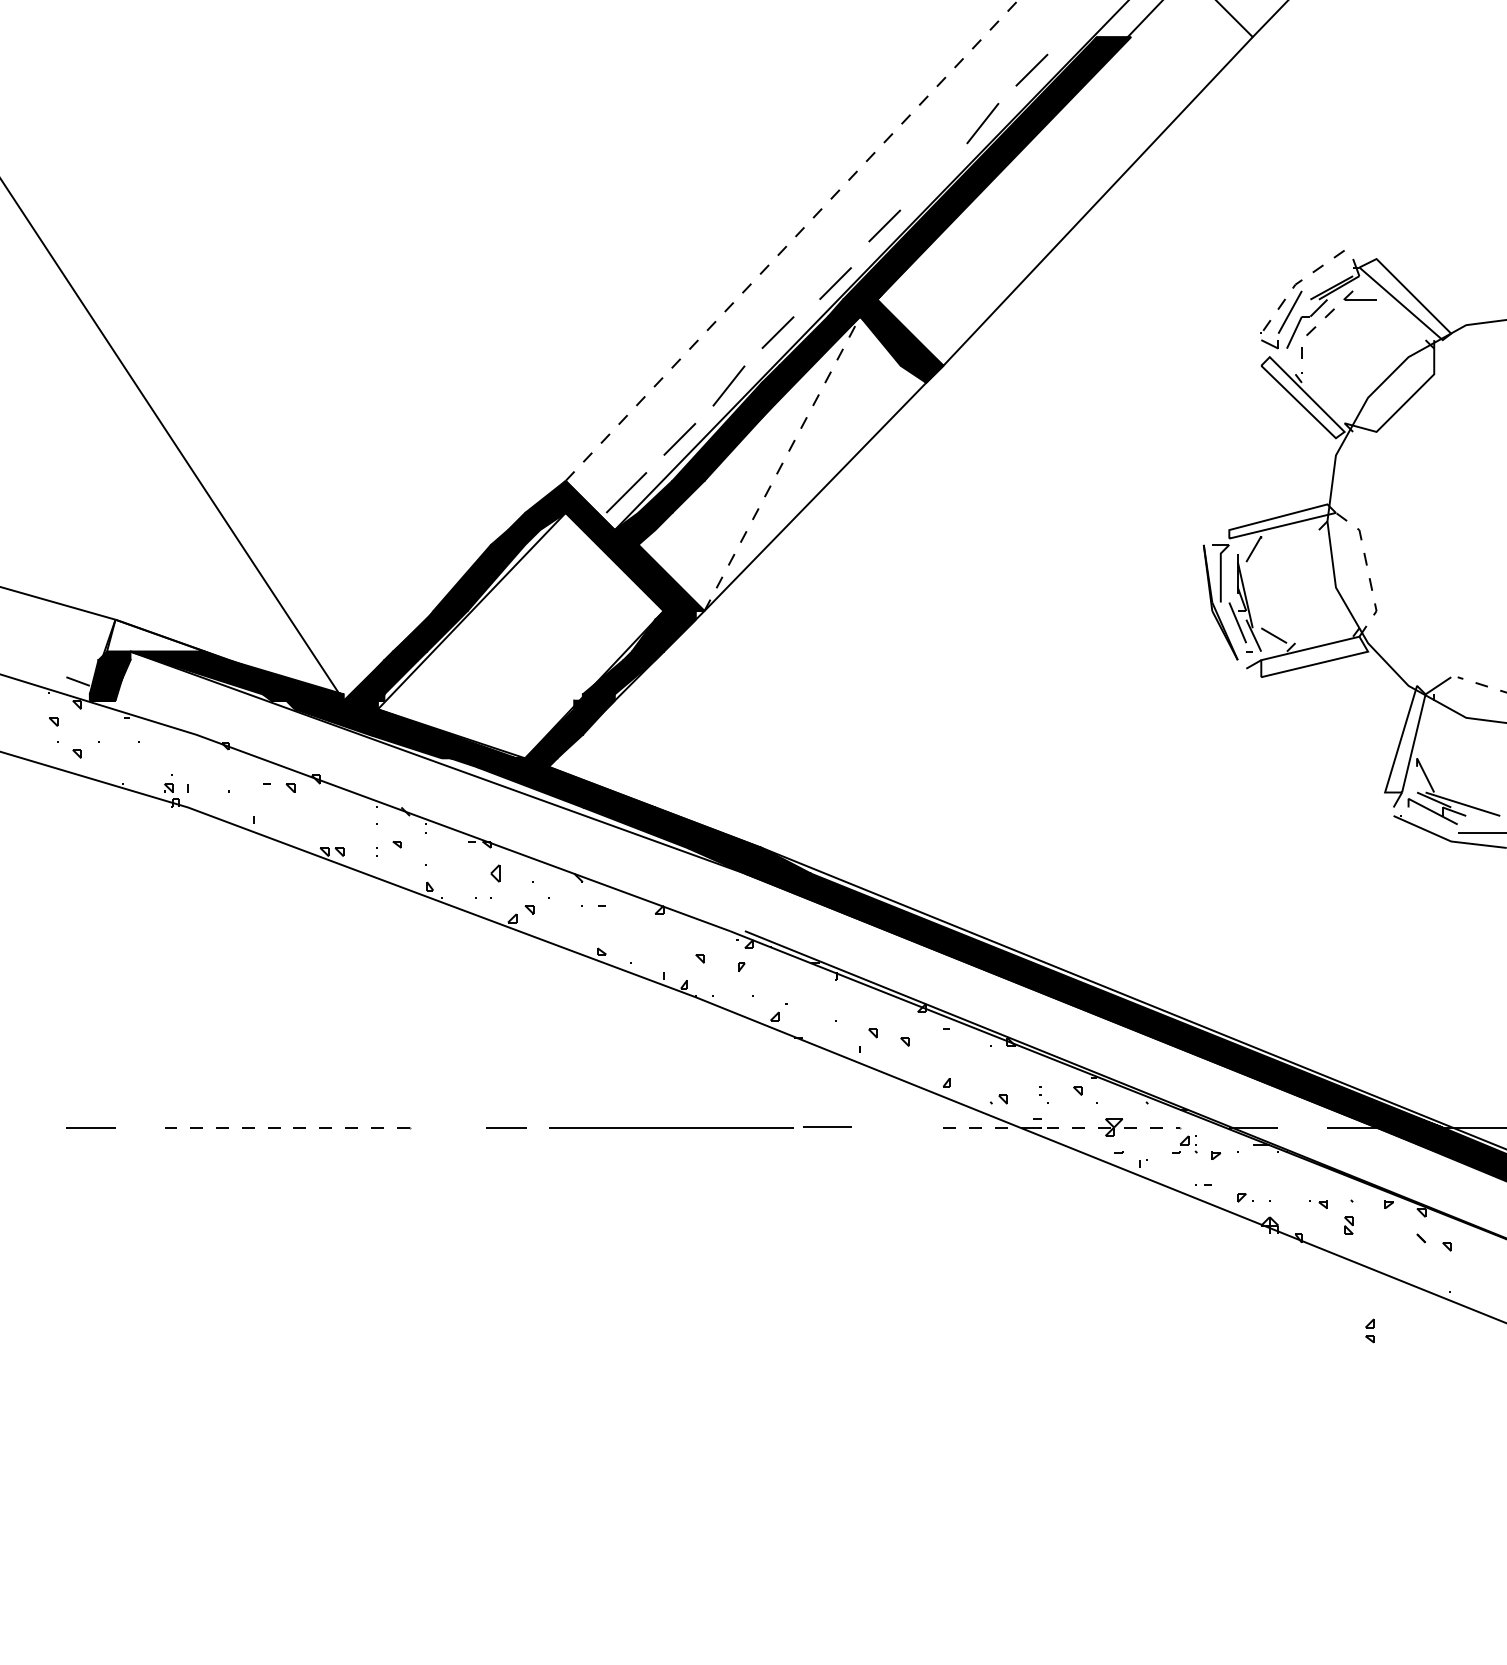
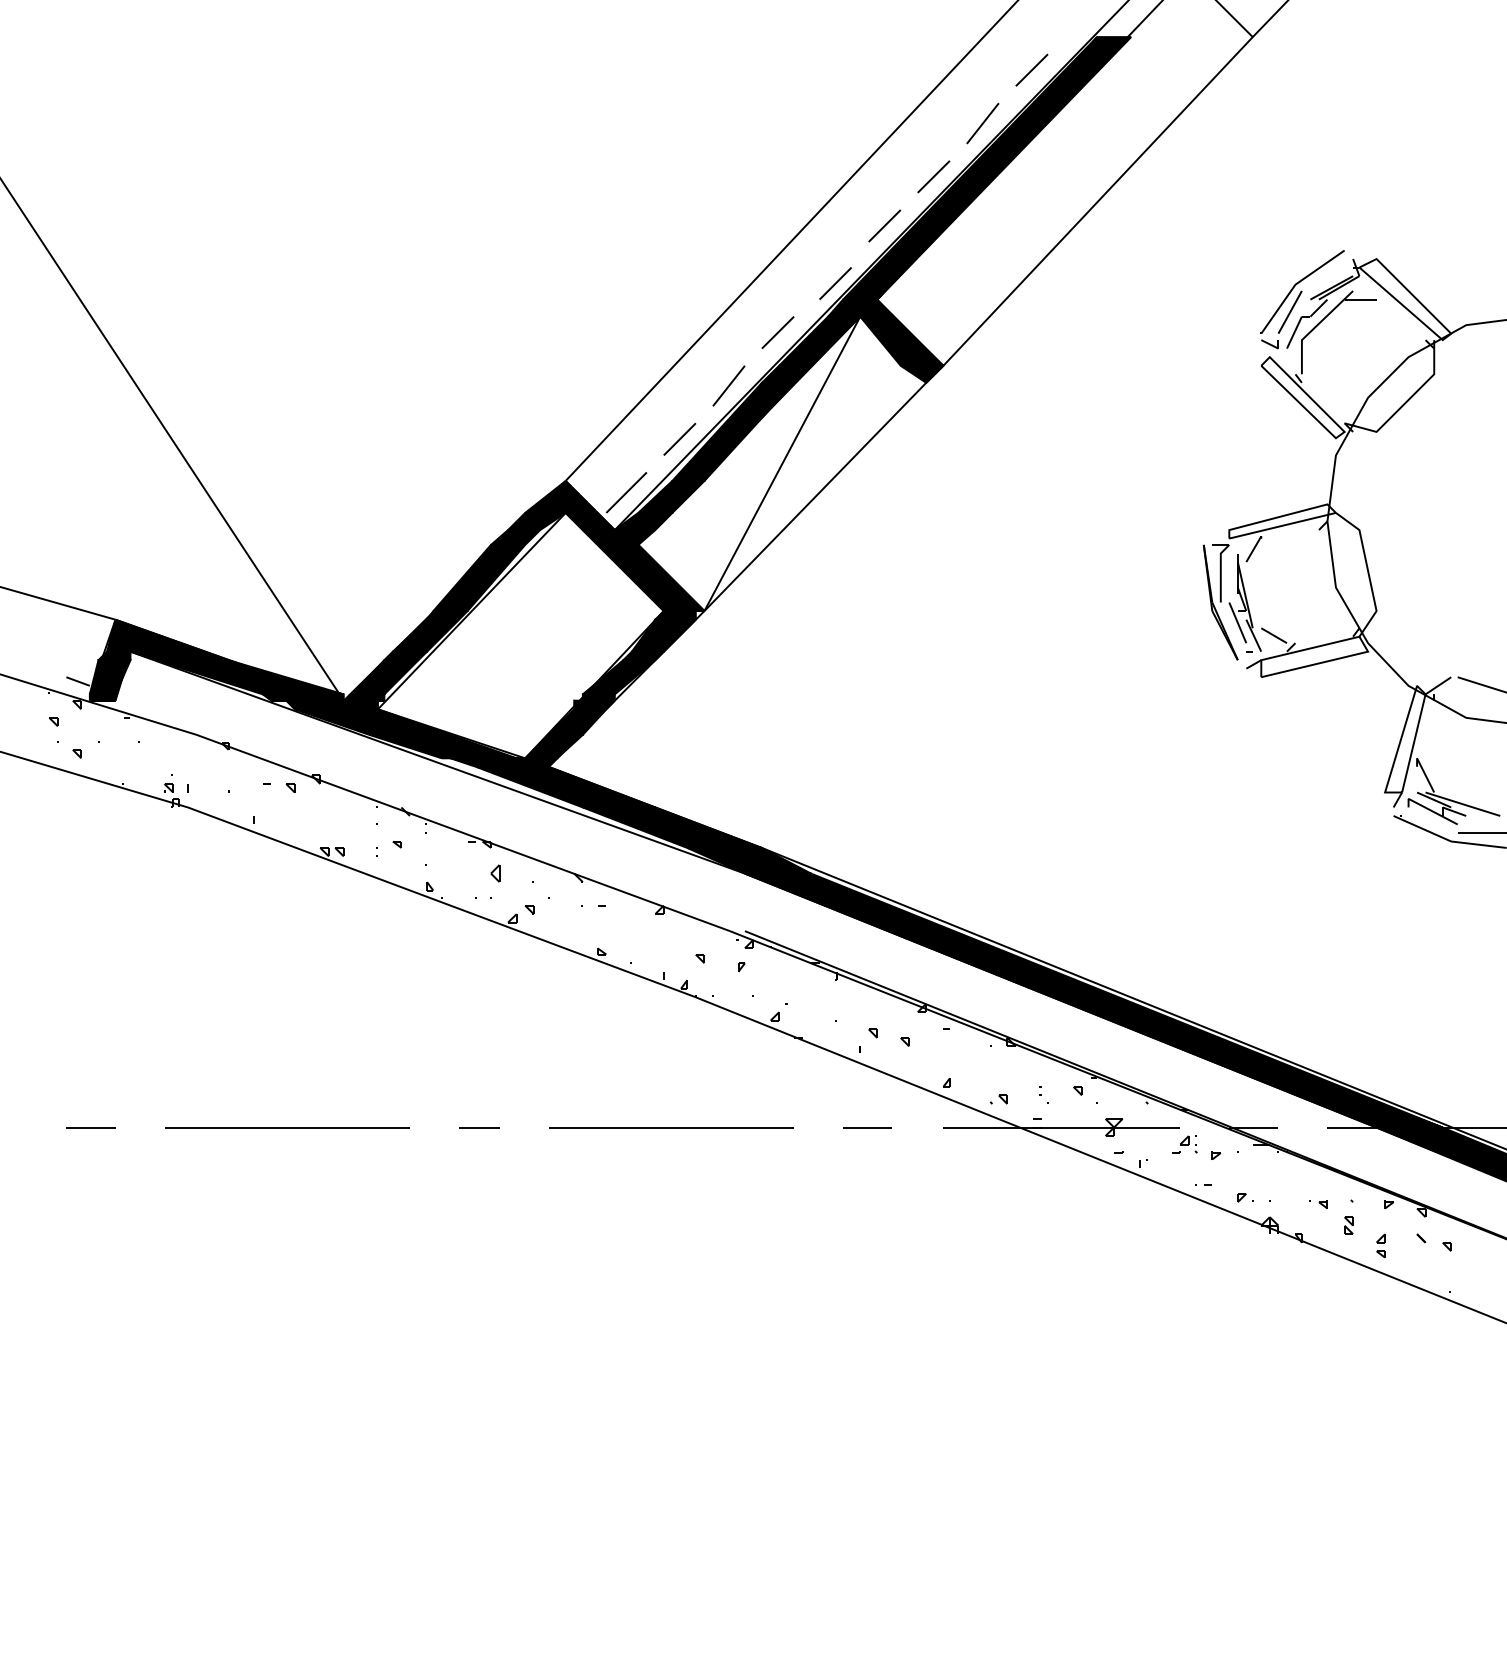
line: none -> present (933, 176)
line: dashed -> solid (792, 240)
line: dashed -> solid (1295, 284)
line: dashed -> solid (1314, 328)
line: dashed -> solid (782, 462)
line: dashed -> solid (1368, 571)
fill: none -> present (156, 635)
line: dashed -> solid (1482, 684)
line position: (827, 1126) -> (867, 1127) (867, 1127)
line: dashed -> solid (288, 1127)
line position: (506, 1127) -> (479, 1127) (479, 1127)
line: dashed -> solid (1062, 1127)
part position: (1369, 1330) -> (1380, 1245) (1380, 1245)
